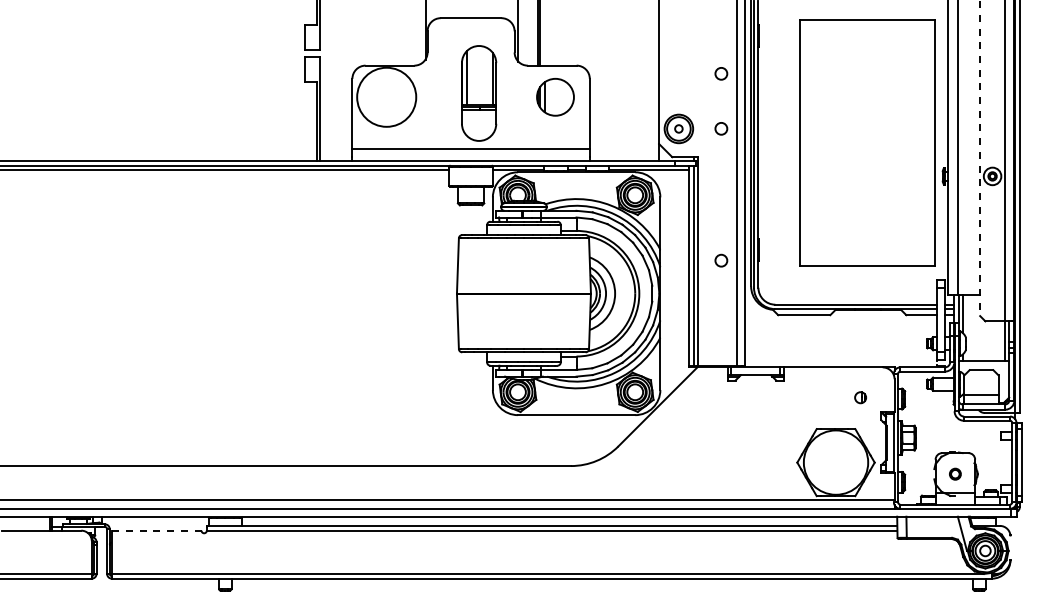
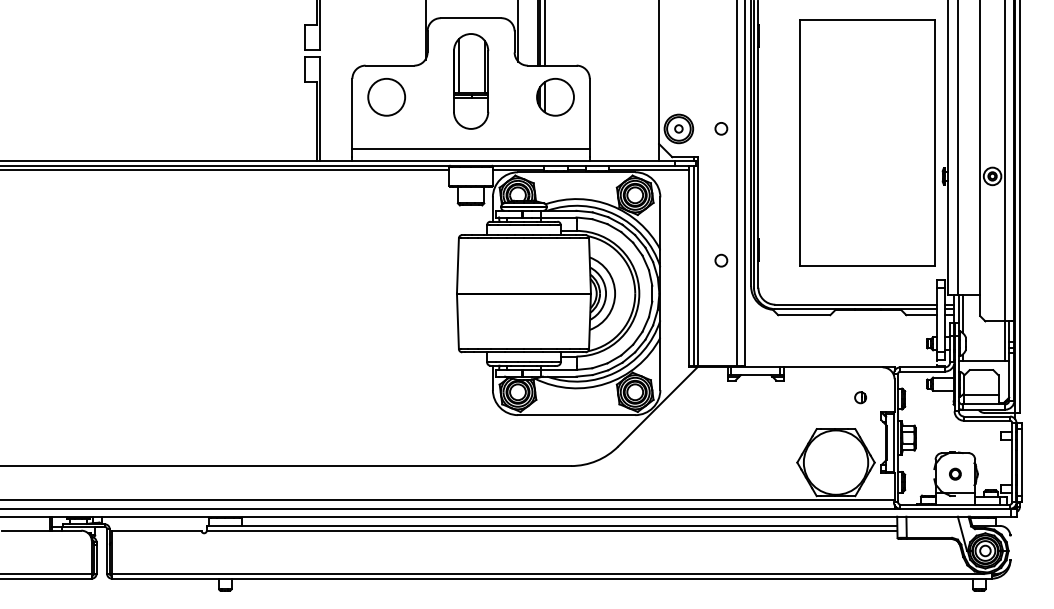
line: none -> present (544, 33)
circle: present -> none (721, 73)
part position: (479, 93) -> (471, 81) (471, 81)
circle diameter: 59 px -> 37 px (386, 96)
line: dashed -> solid (980, 158)
line: dashed -> solid (156, 530)
